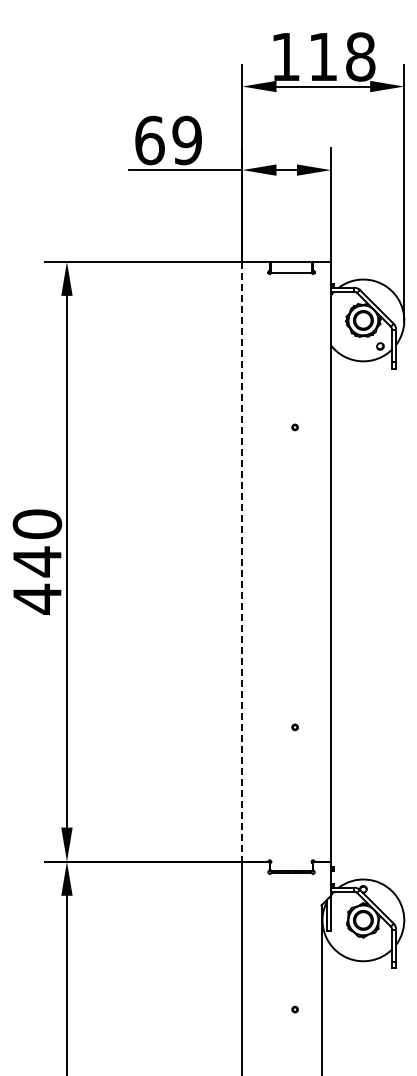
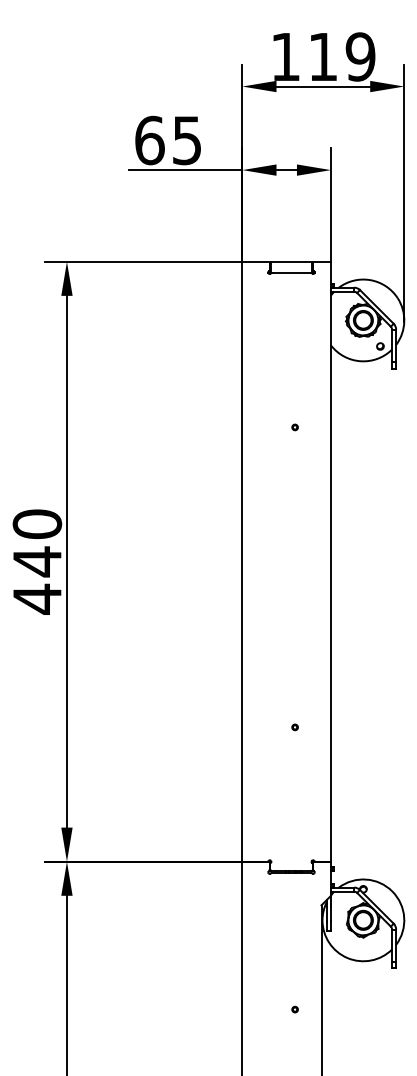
text: 118 -> 119 (360, 56)
text: 69 -> 65 (186, 139)
line: dashed -> solid (242, 561)
